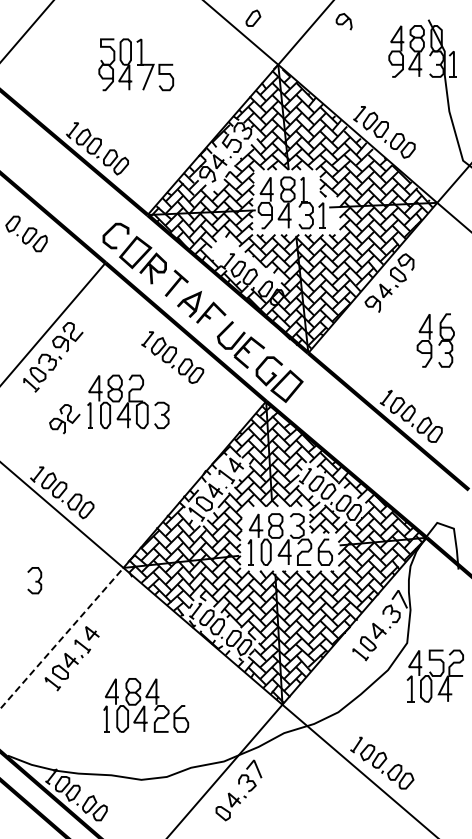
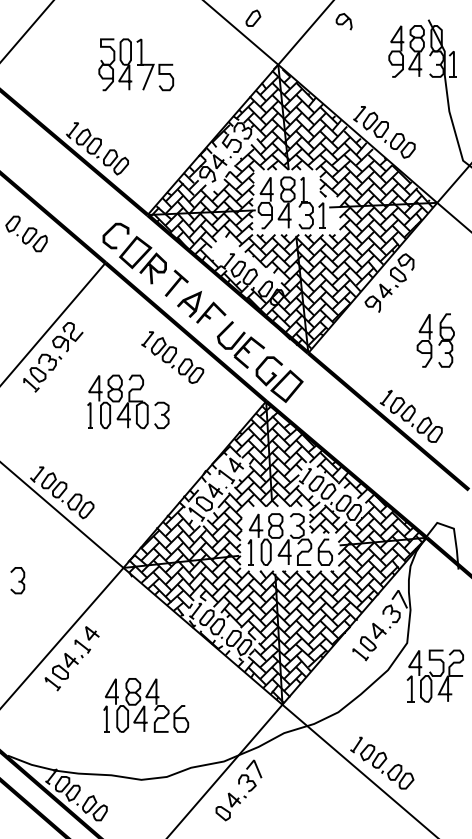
part: present -> none (64, 419)
part position: (34, 580) -> (17, 580) (17, 580)
line: dashed -> solid (61, 638)
